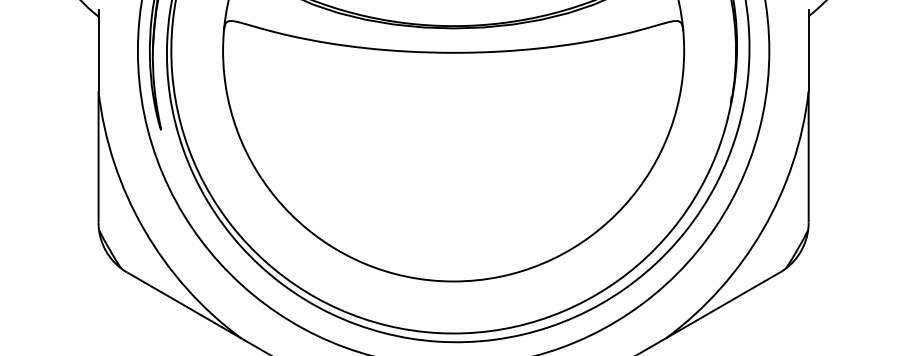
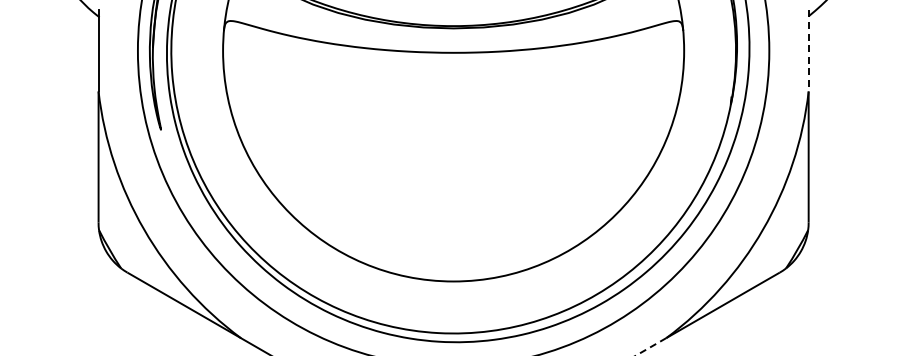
line: solid -> dashed (808, 50)
line: solid -> dashed (650, 347)
